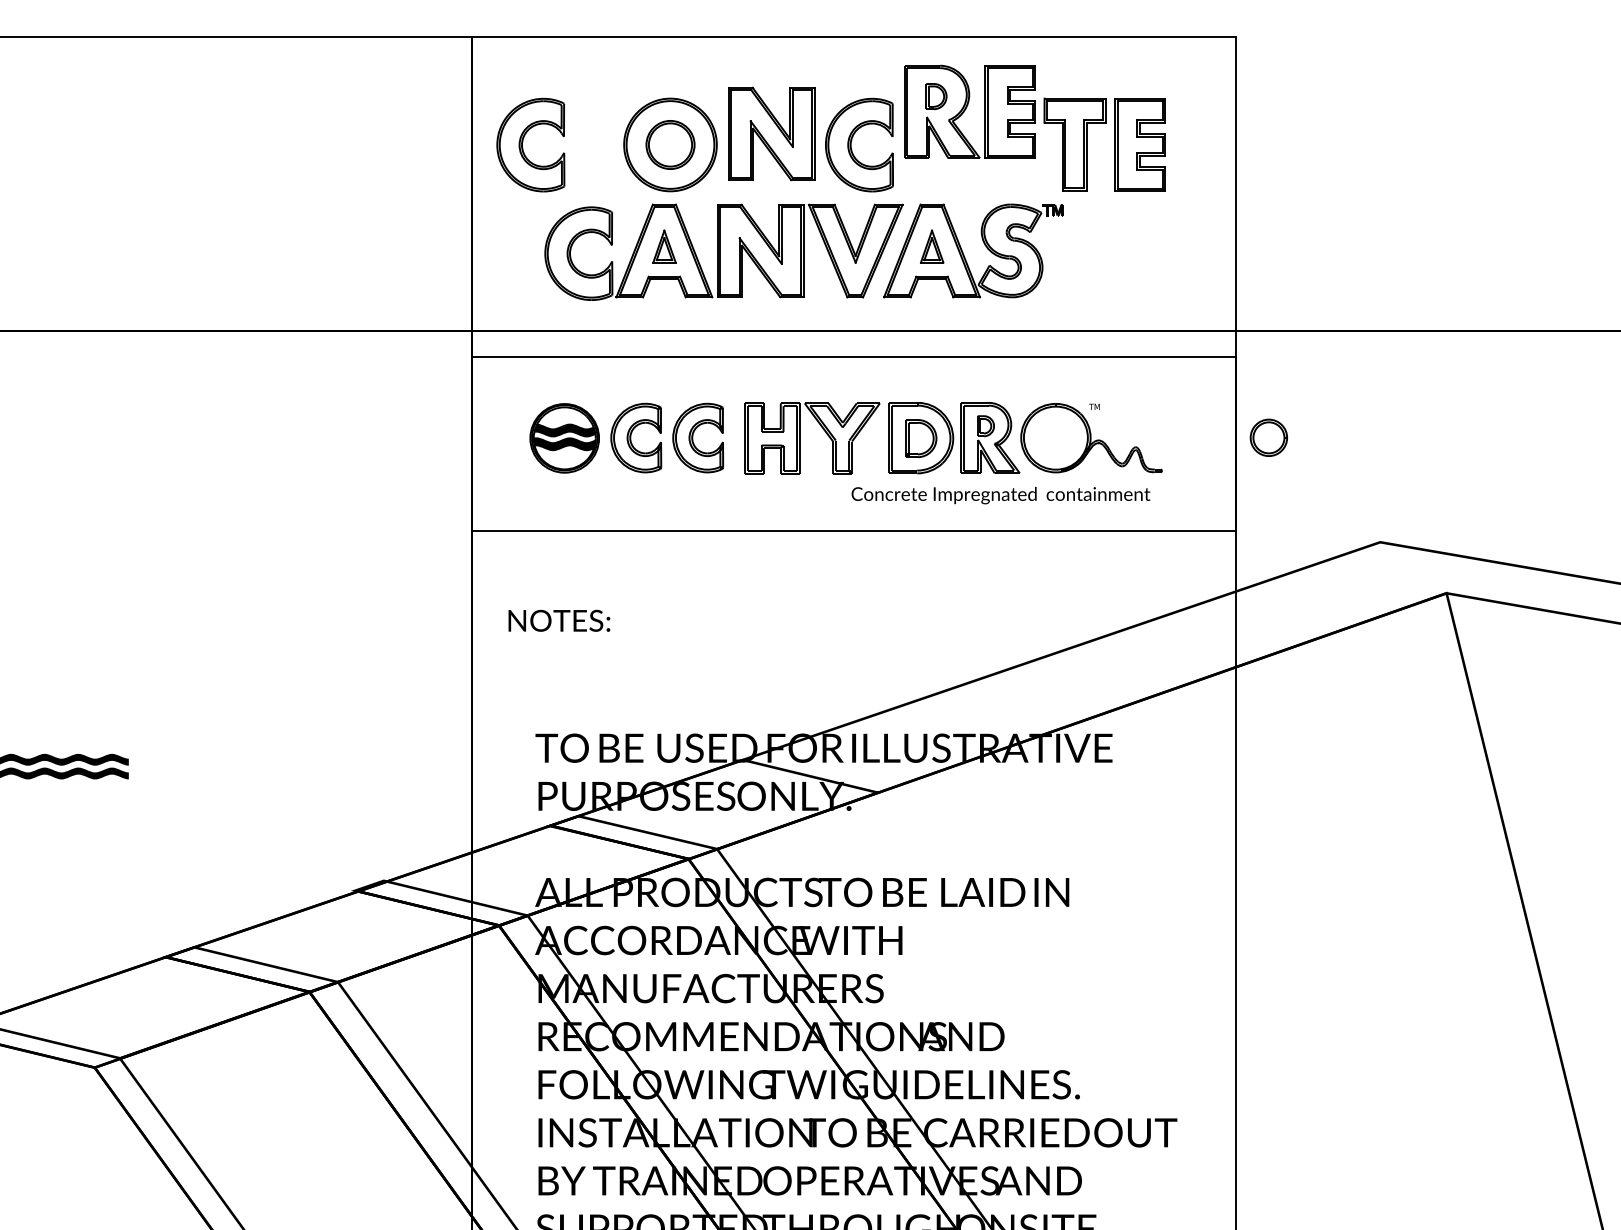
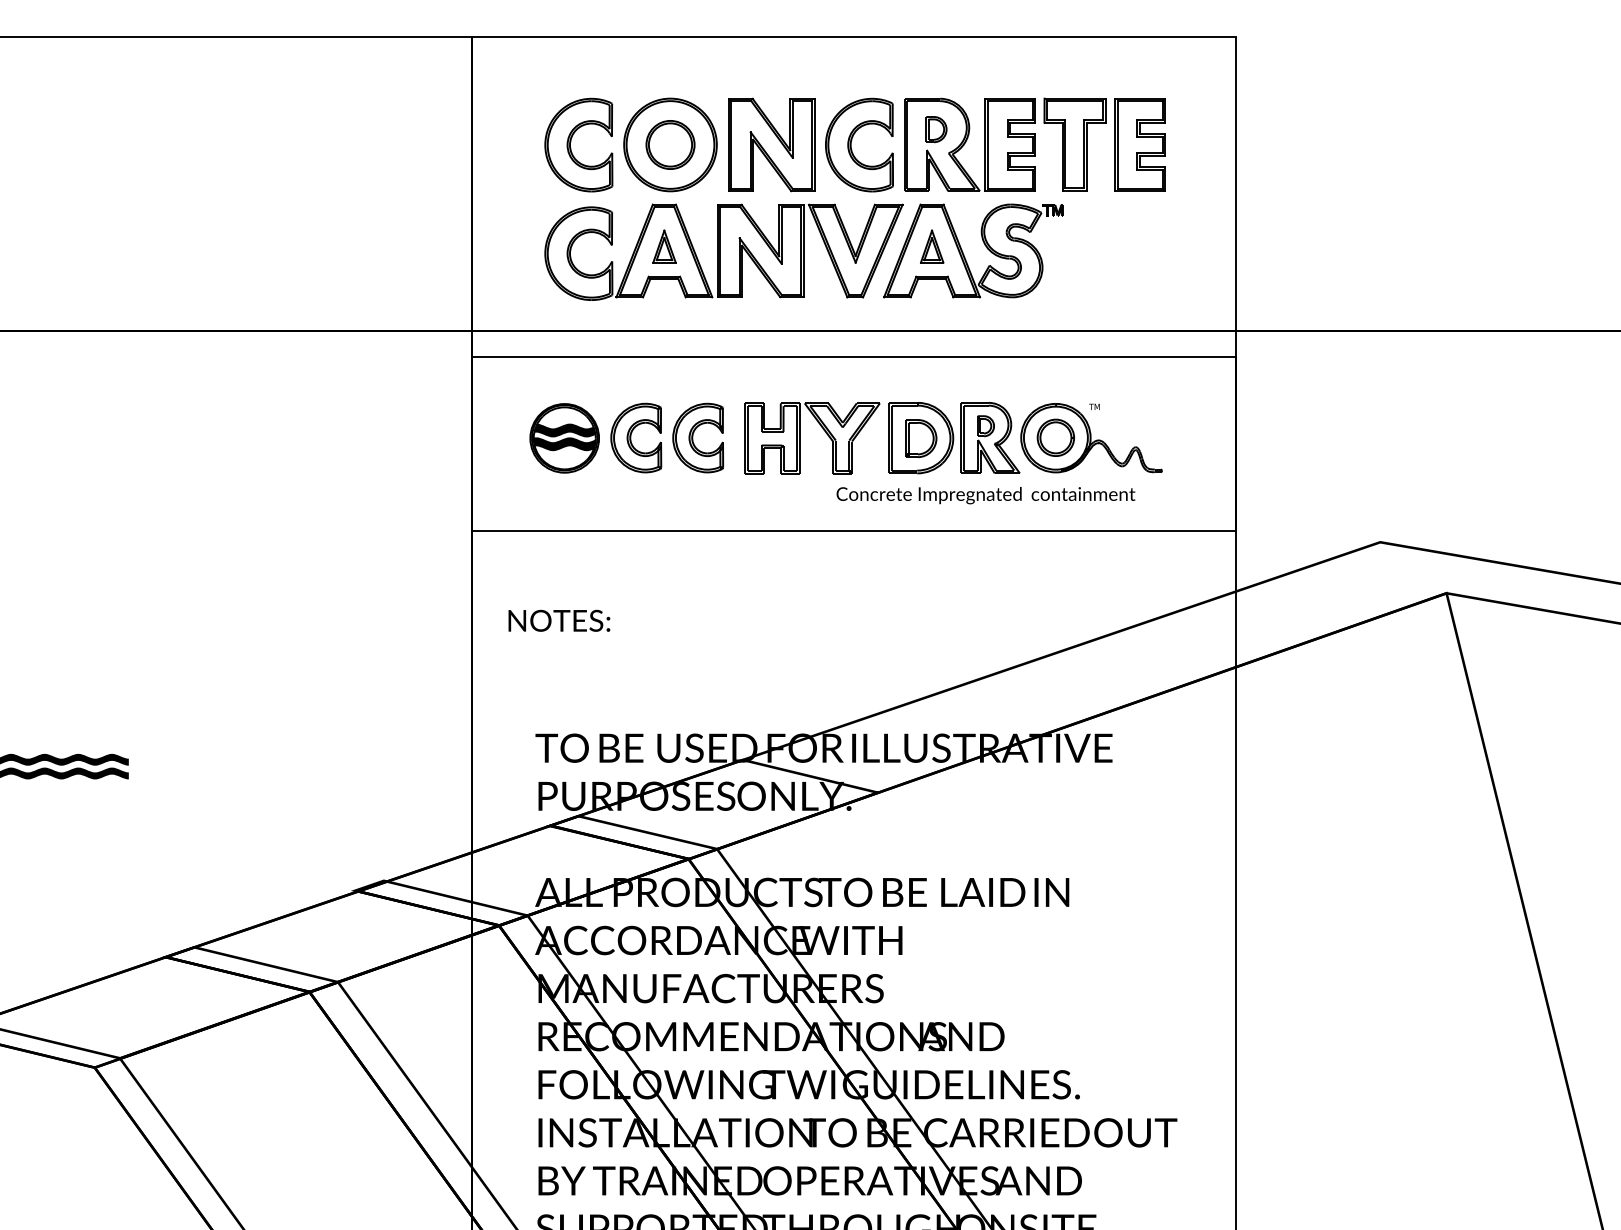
part position: (969, 111) -> (969, 144) (969, 144)
part position: (771, 133) -> (771, 144) (771, 144)
part position: (523, 142) -> (571, 142) (571, 142)
part position: (1268, 437) -> (1055, 437) (1055, 437)
text position: (1000, 495) -> (985, 495) (985, 495)
